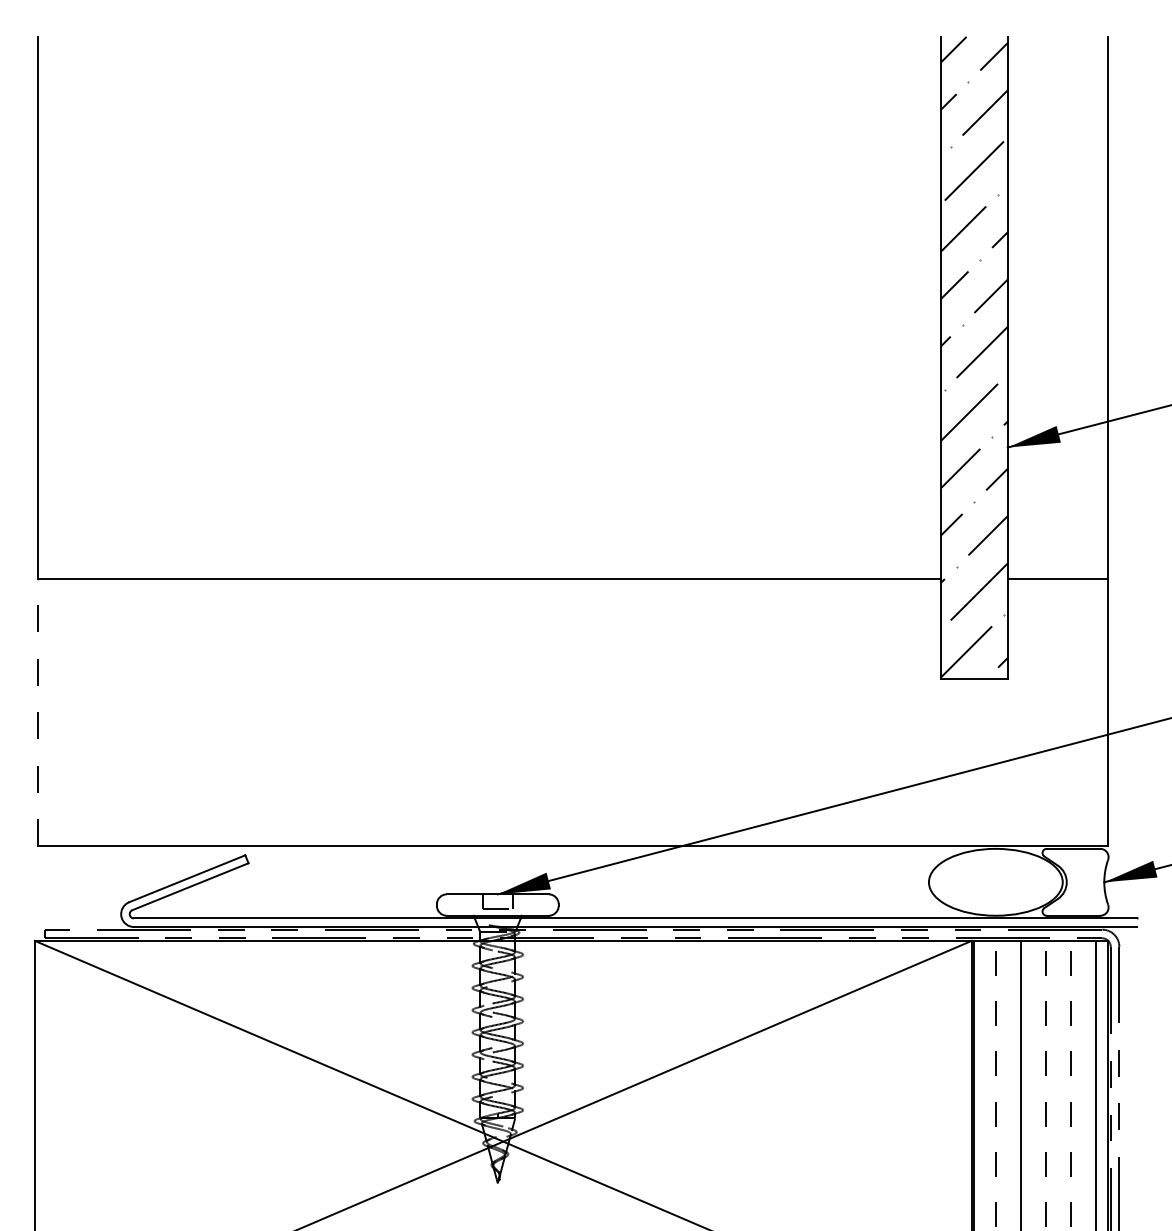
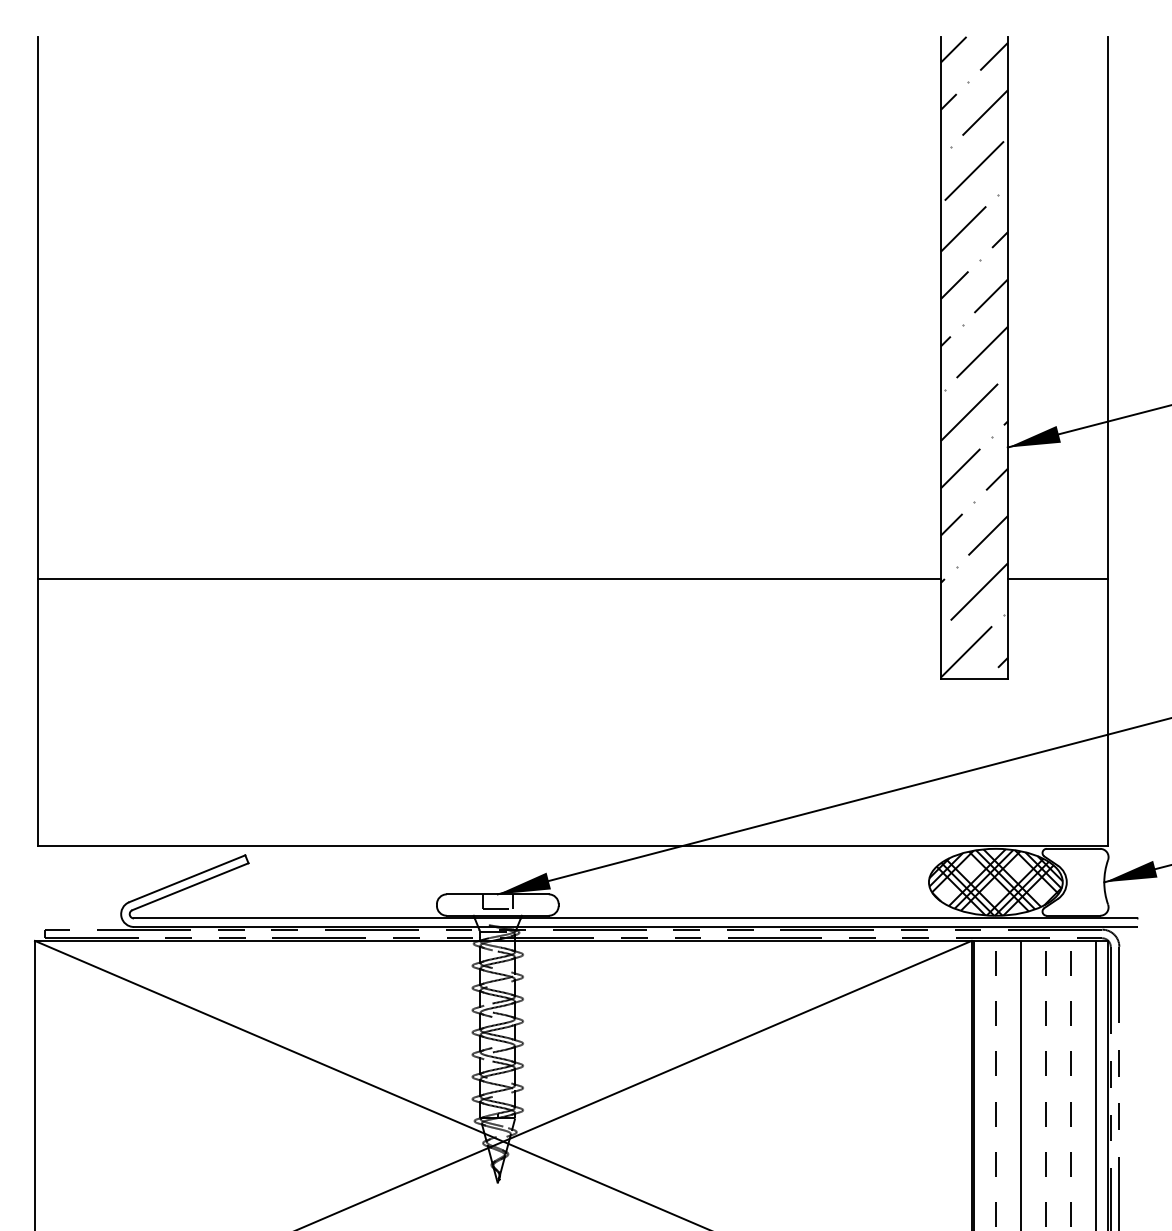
line: dashed -> solid (37, 712)
hatch: none -> present (995, 882)
